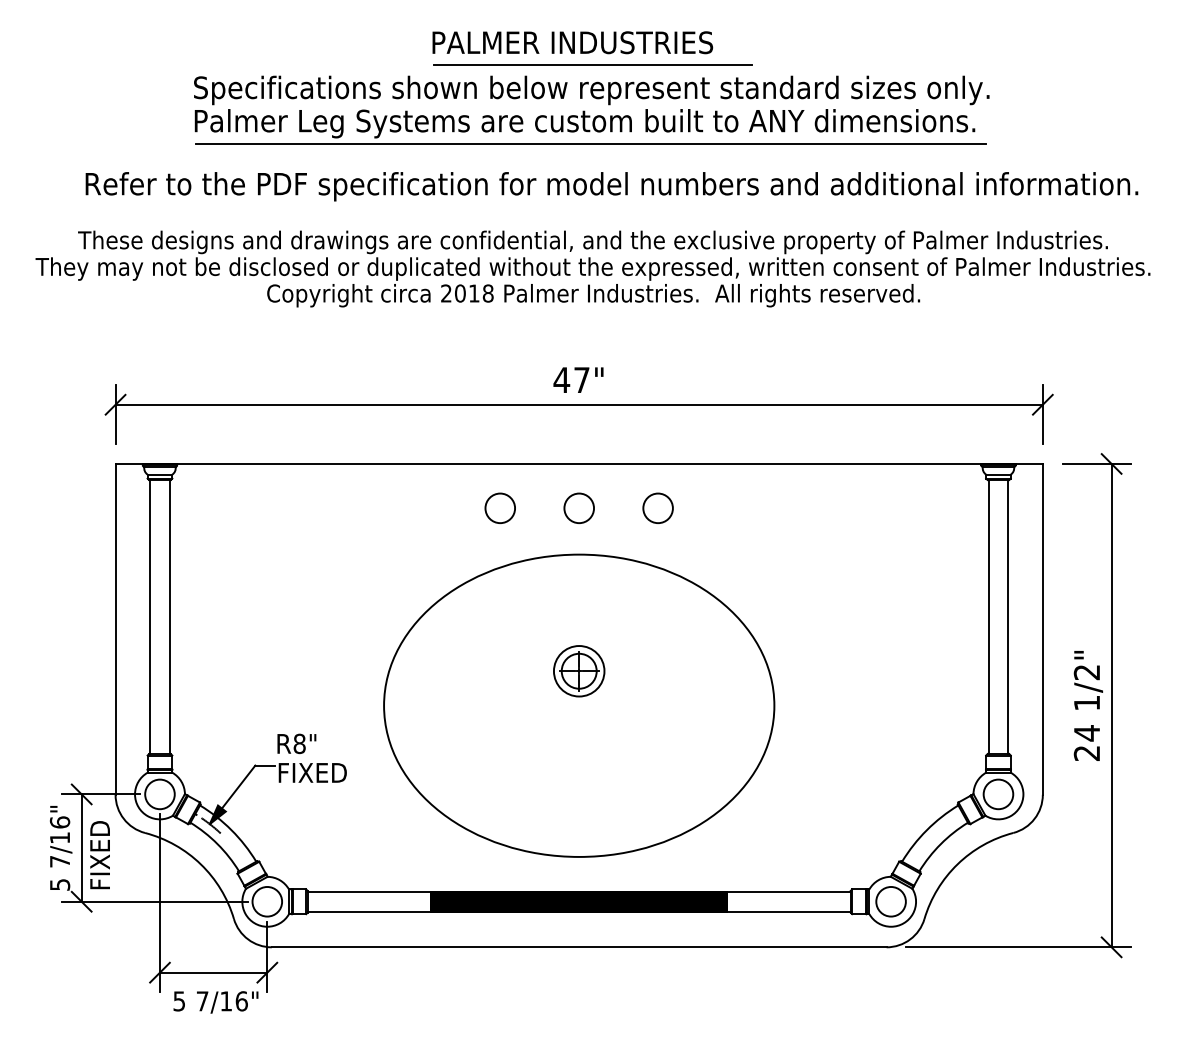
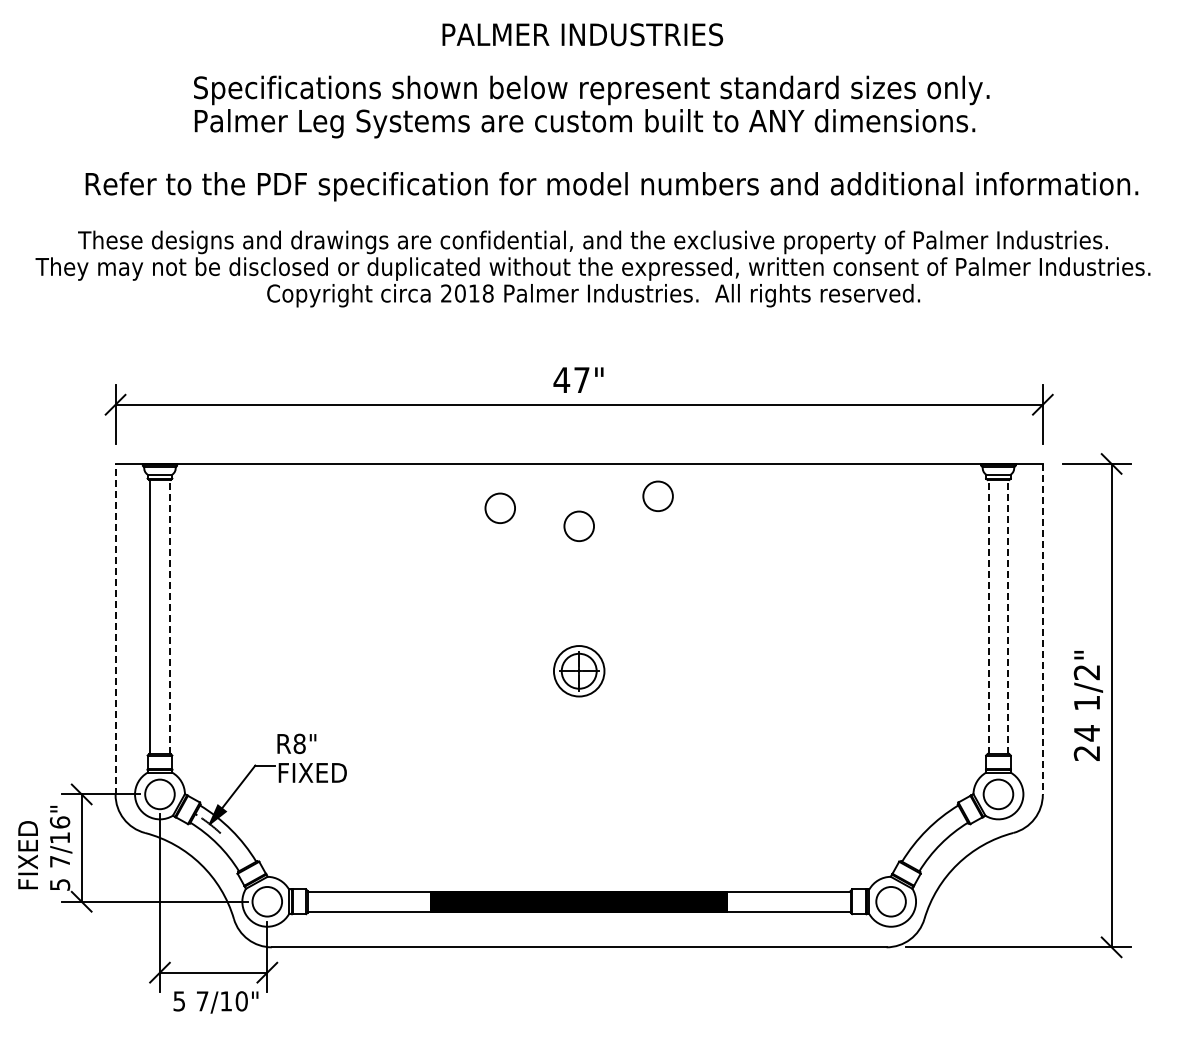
text position: (572, 42) -> (582, 34) (582, 34)
line: present -> none (592, 65)
line: present -> none (590, 144)
part position: (578, 507) -> (578, 525) (578, 525)
part position: (657, 507) -> (657, 495) (657, 495)
line: solid -> dashed (169, 616)
line: solid -> dashed (988, 616)
line: solid -> dashed (1008, 616)
line: solid -> dashed (115, 628)
line: solid -> dashed (1042, 629)
part: present -> none (579, 705)
text position: (99, 855) -> (27, 855) (27, 855)
text: 7/16" -> 7/10" (241, 1001)
